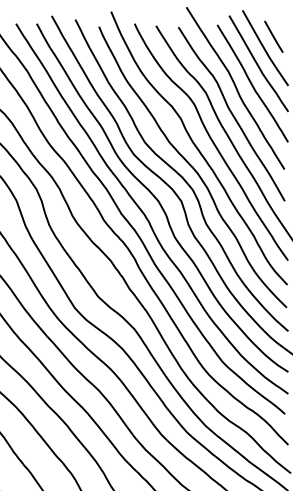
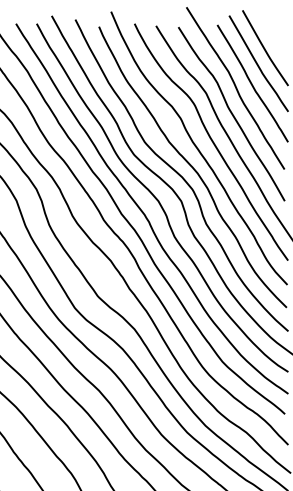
line: present -> none (273, 36)
